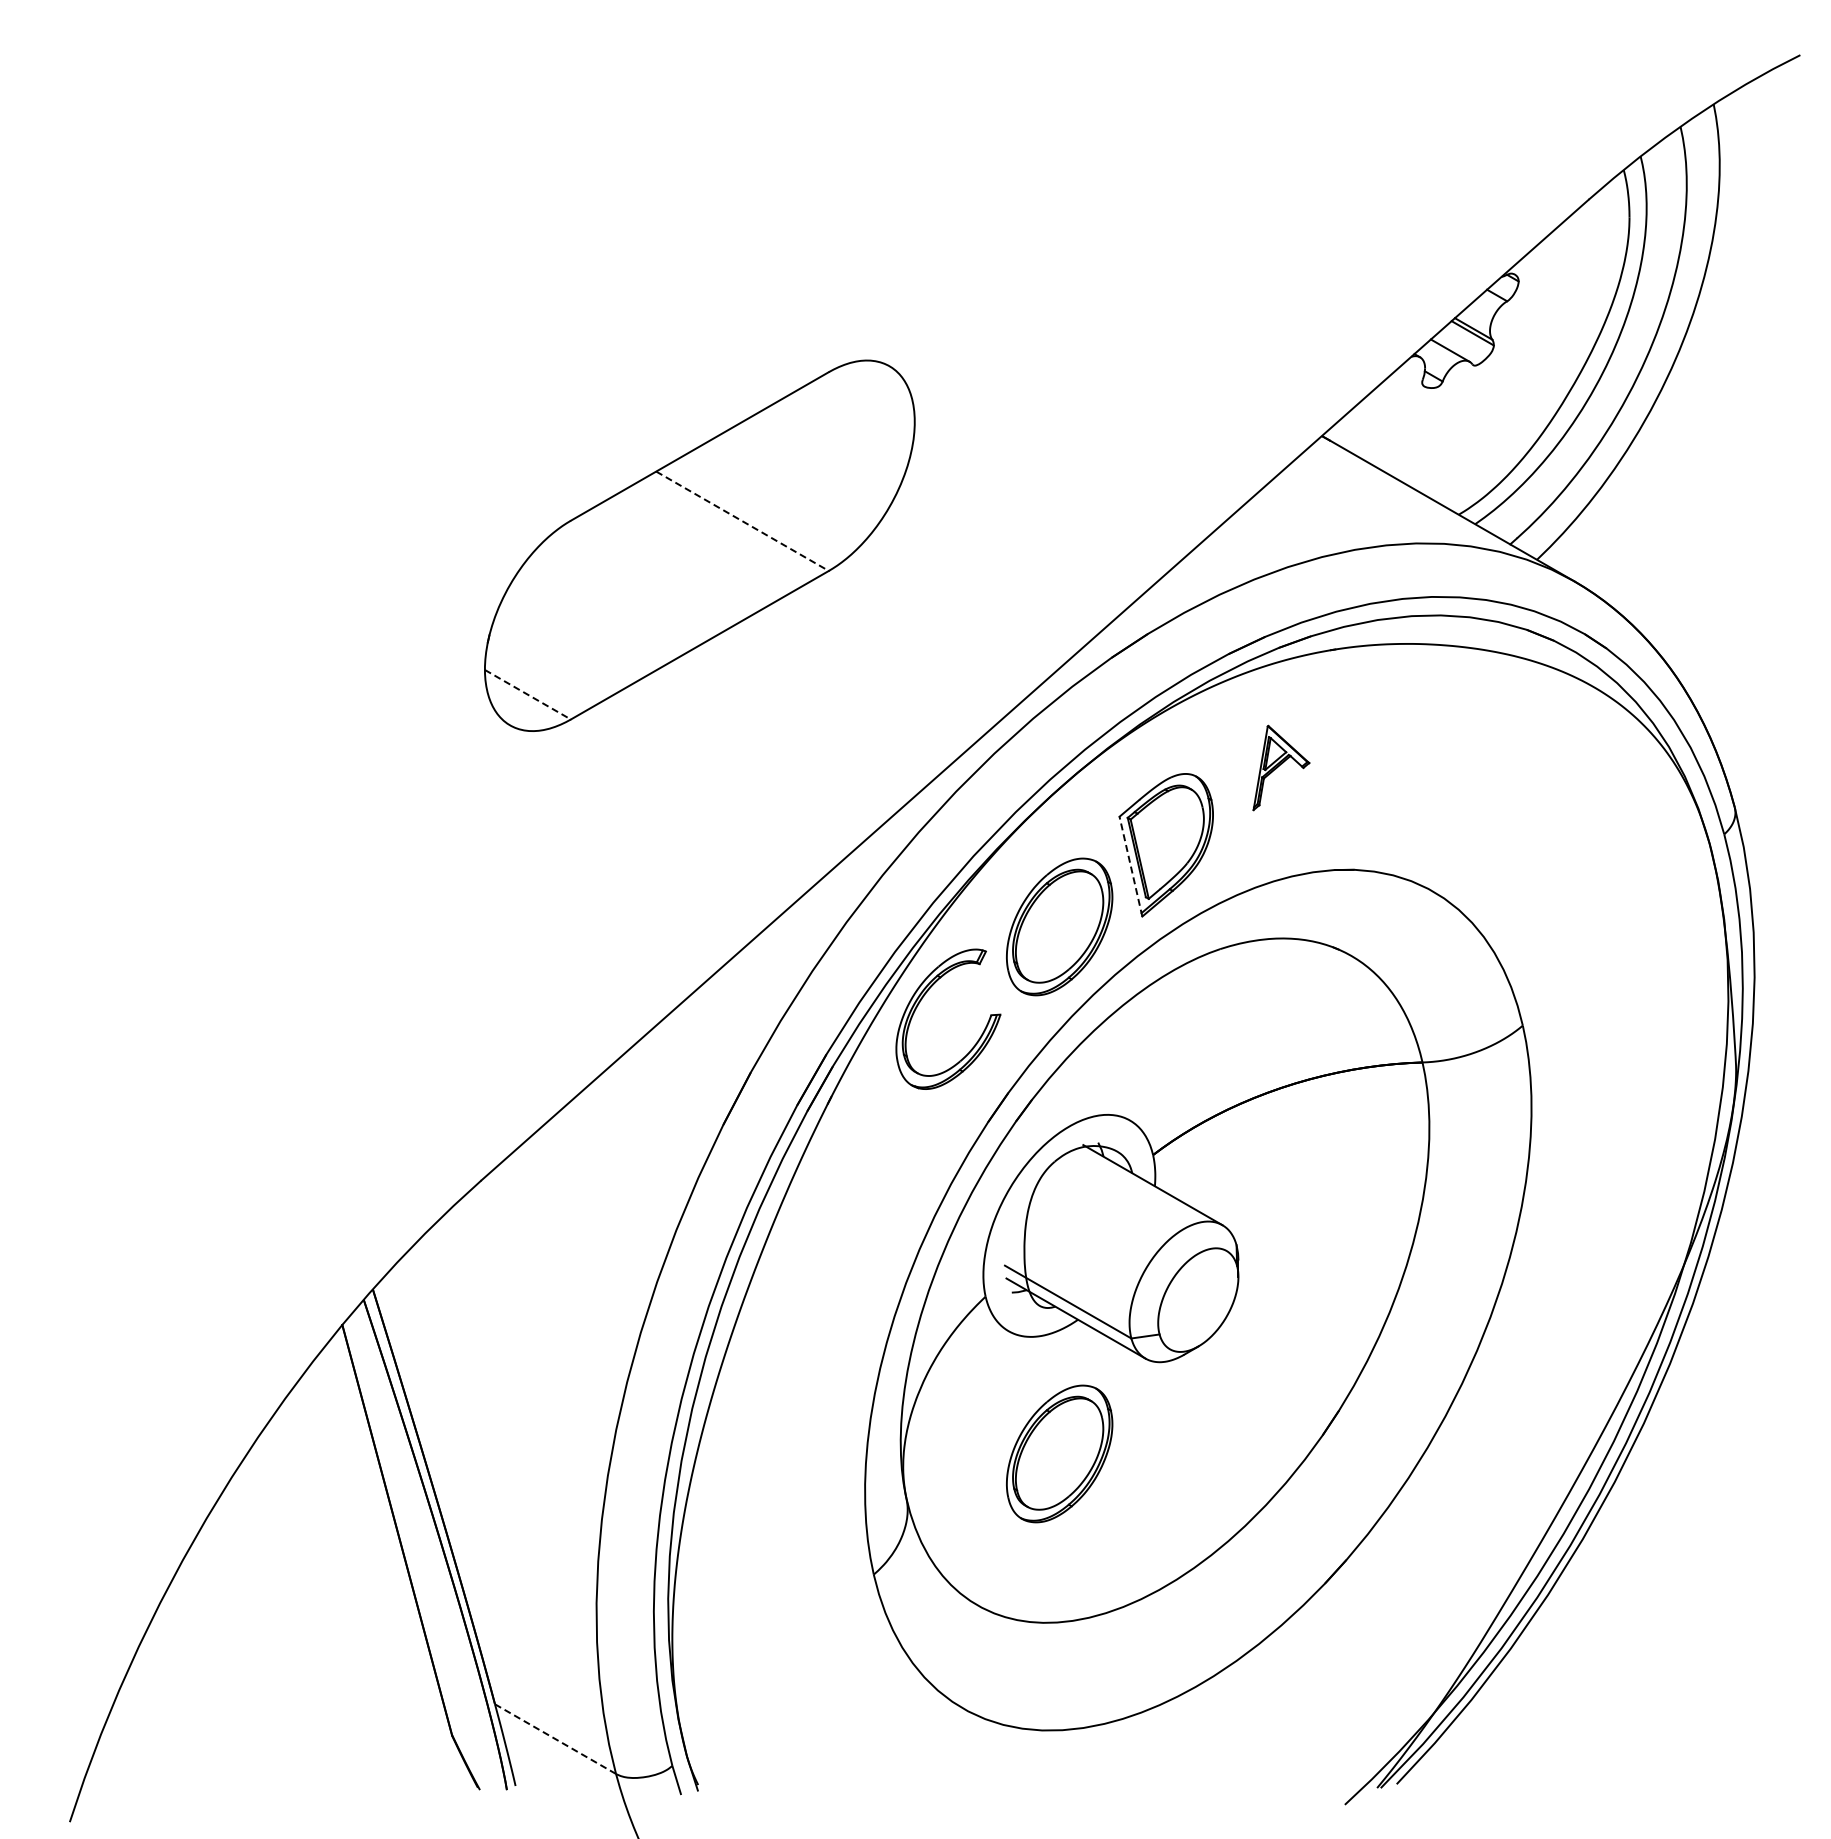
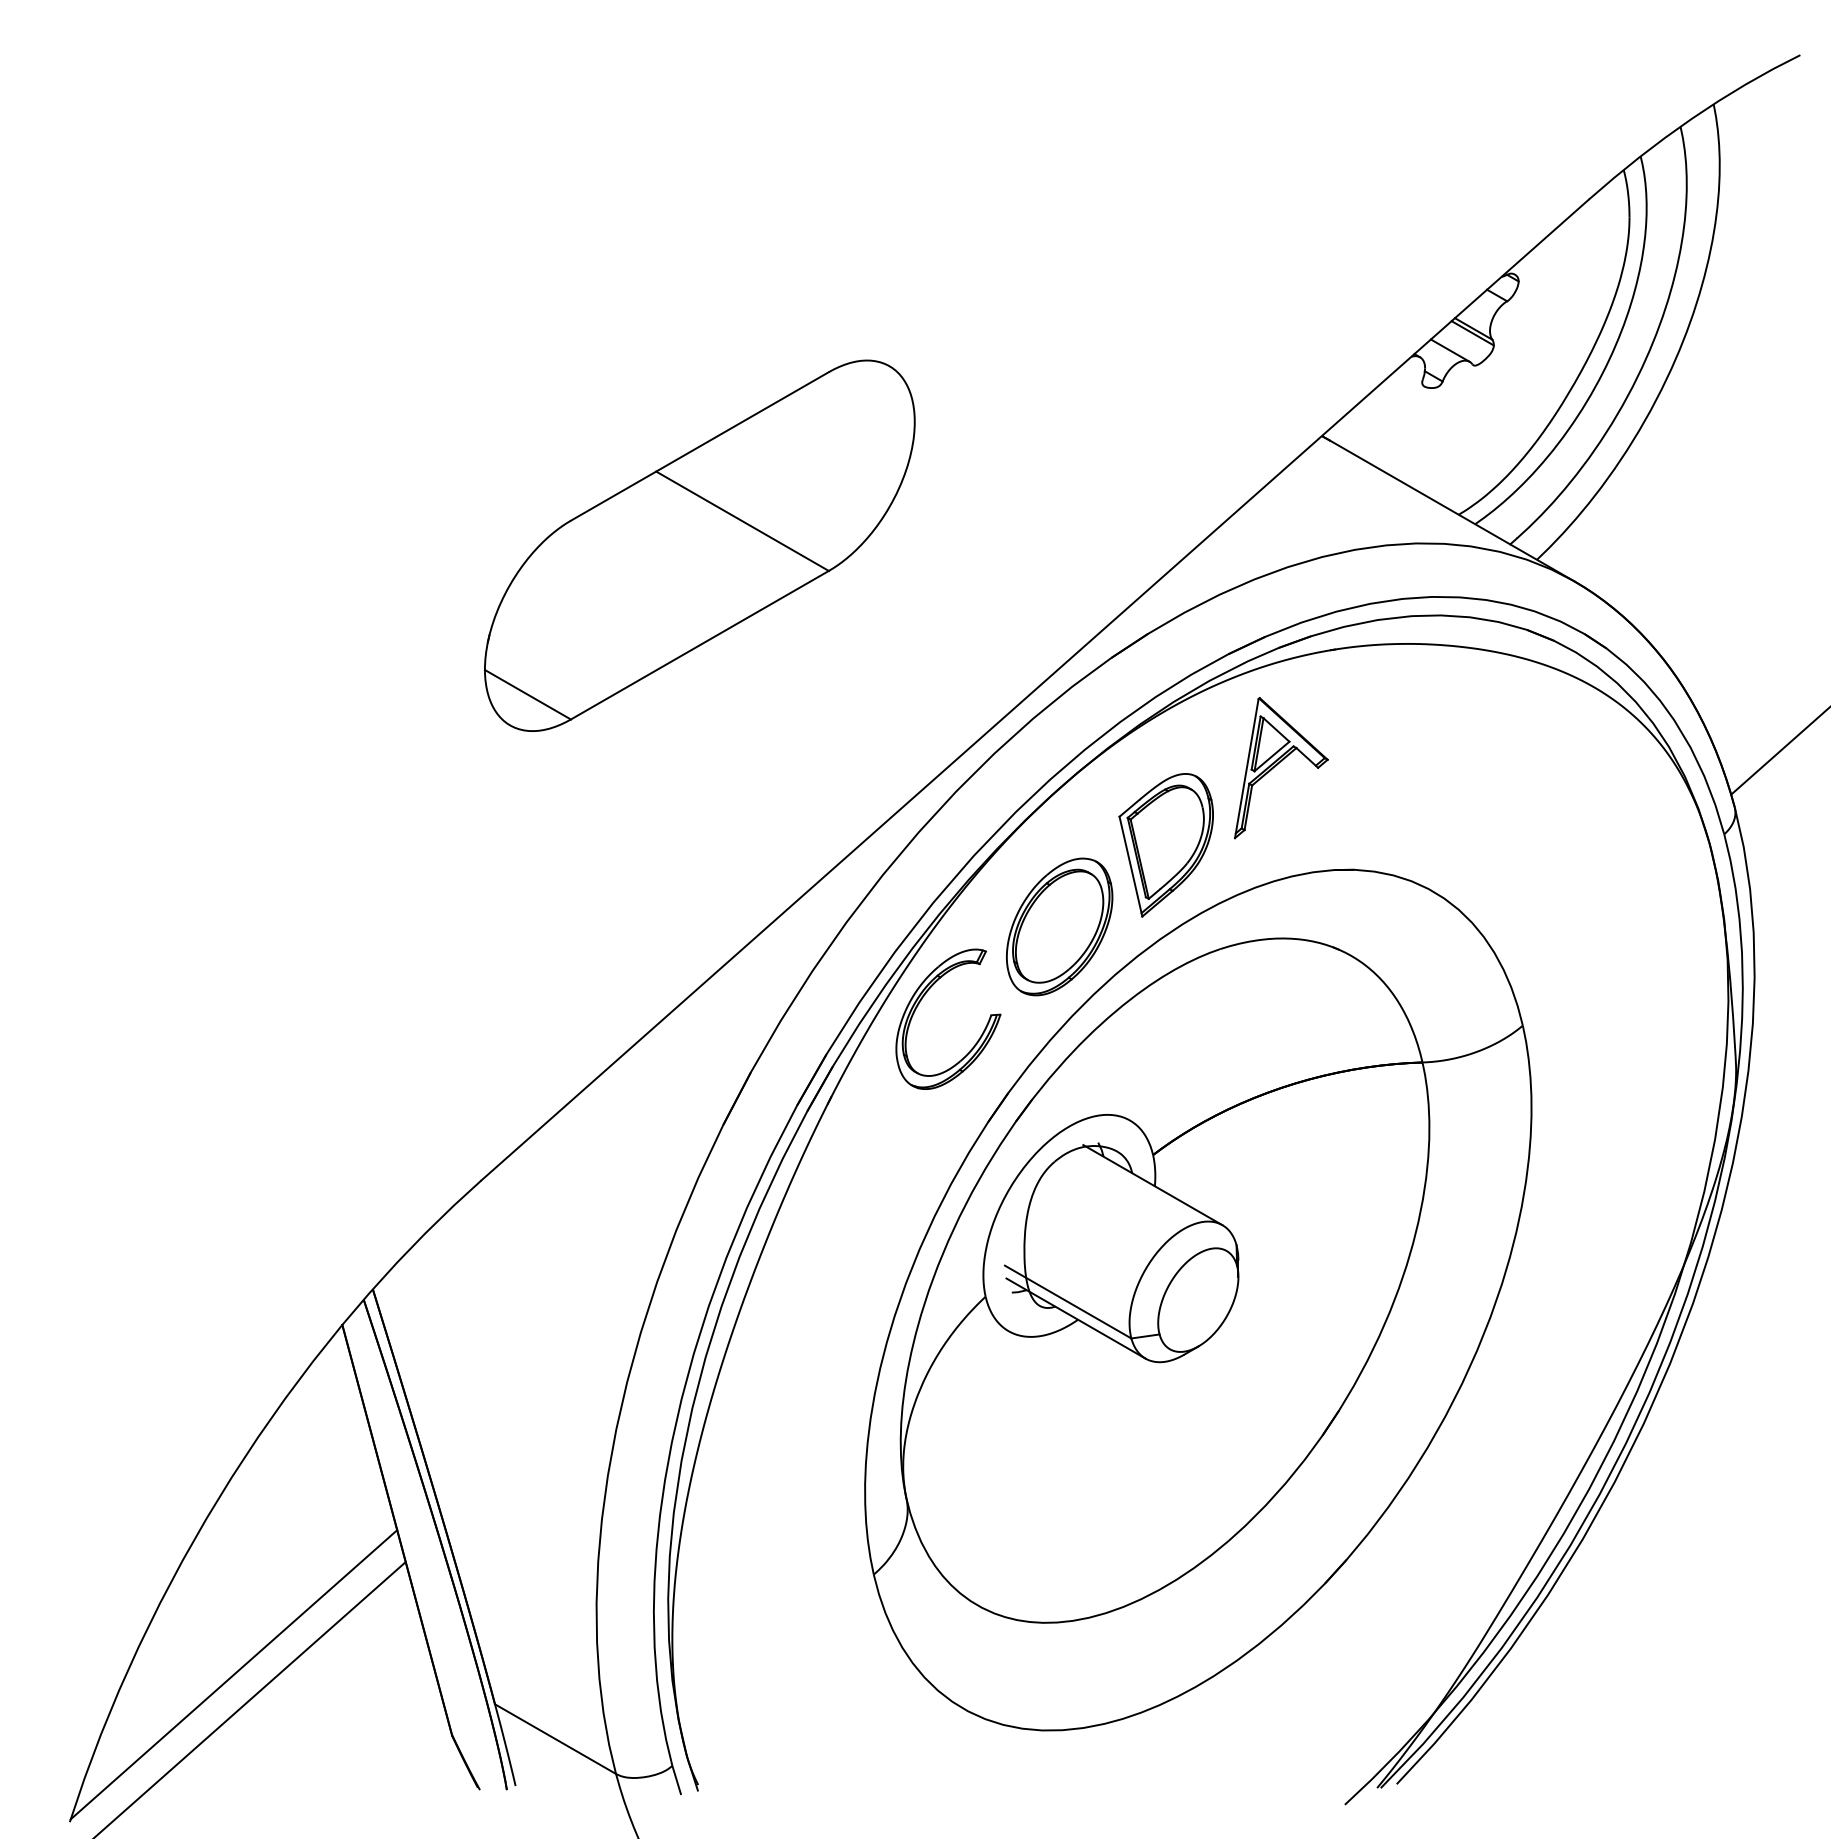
line: dashed -> solid (742, 521)
line: dashed -> solid (527, 694)
line: none -> present (1779, 751)
part size: 59x88 px -> 95x144 px (1281, 767)
line: dashed -> solid (1130, 866)
part: present -> none (1059, 1453)
line: none -> present (233, 1674)
line: none -> present (250, 1698)
line: dashed -> solid (555, 1739)
